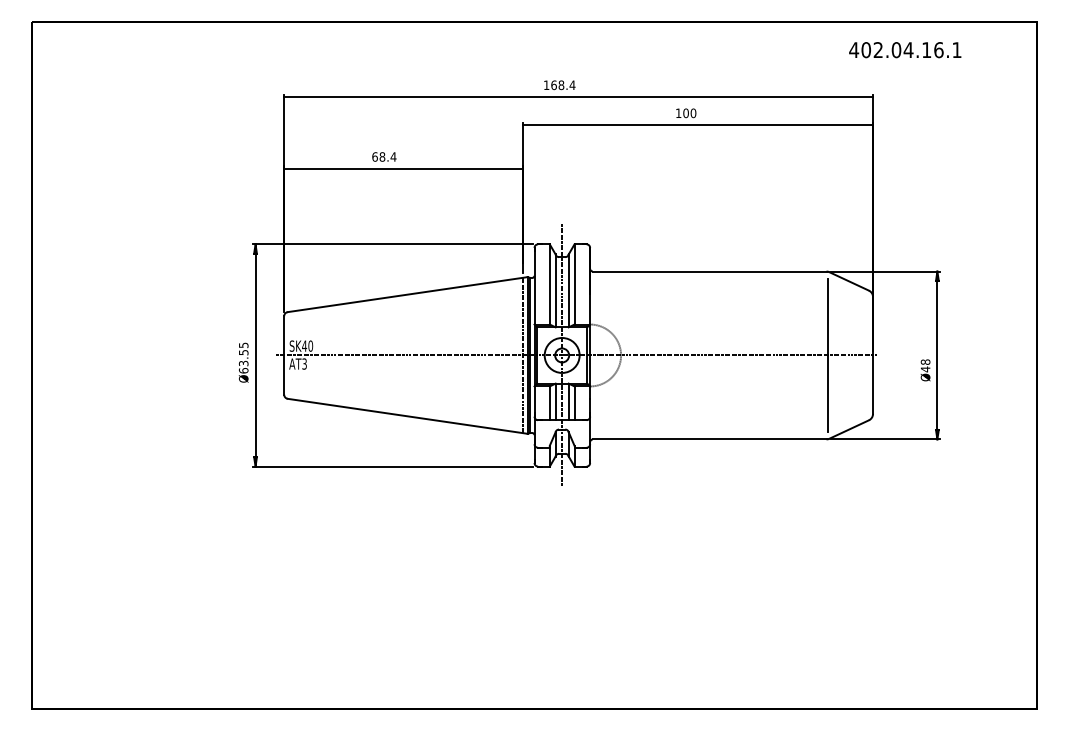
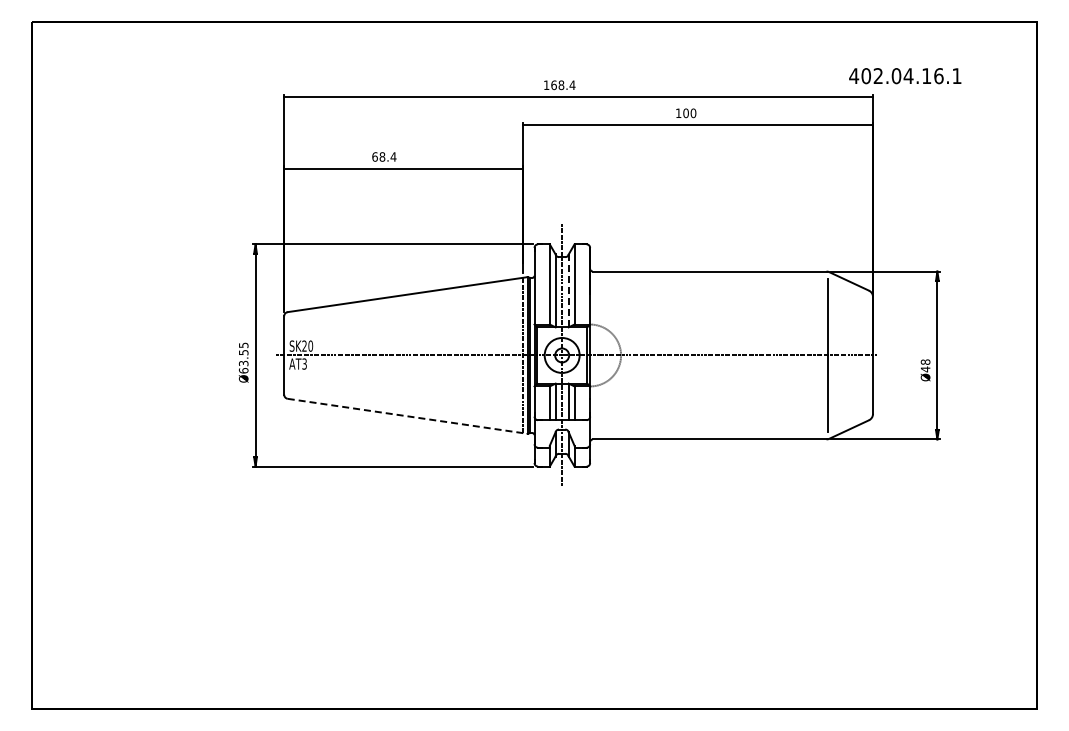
text position: (905, 50) -> (905, 76) (905, 76)
line: solid -> dashed (568, 291)
text: SK40 -> SK20 (304, 345)
line: solid -> dashed (408, 416)
